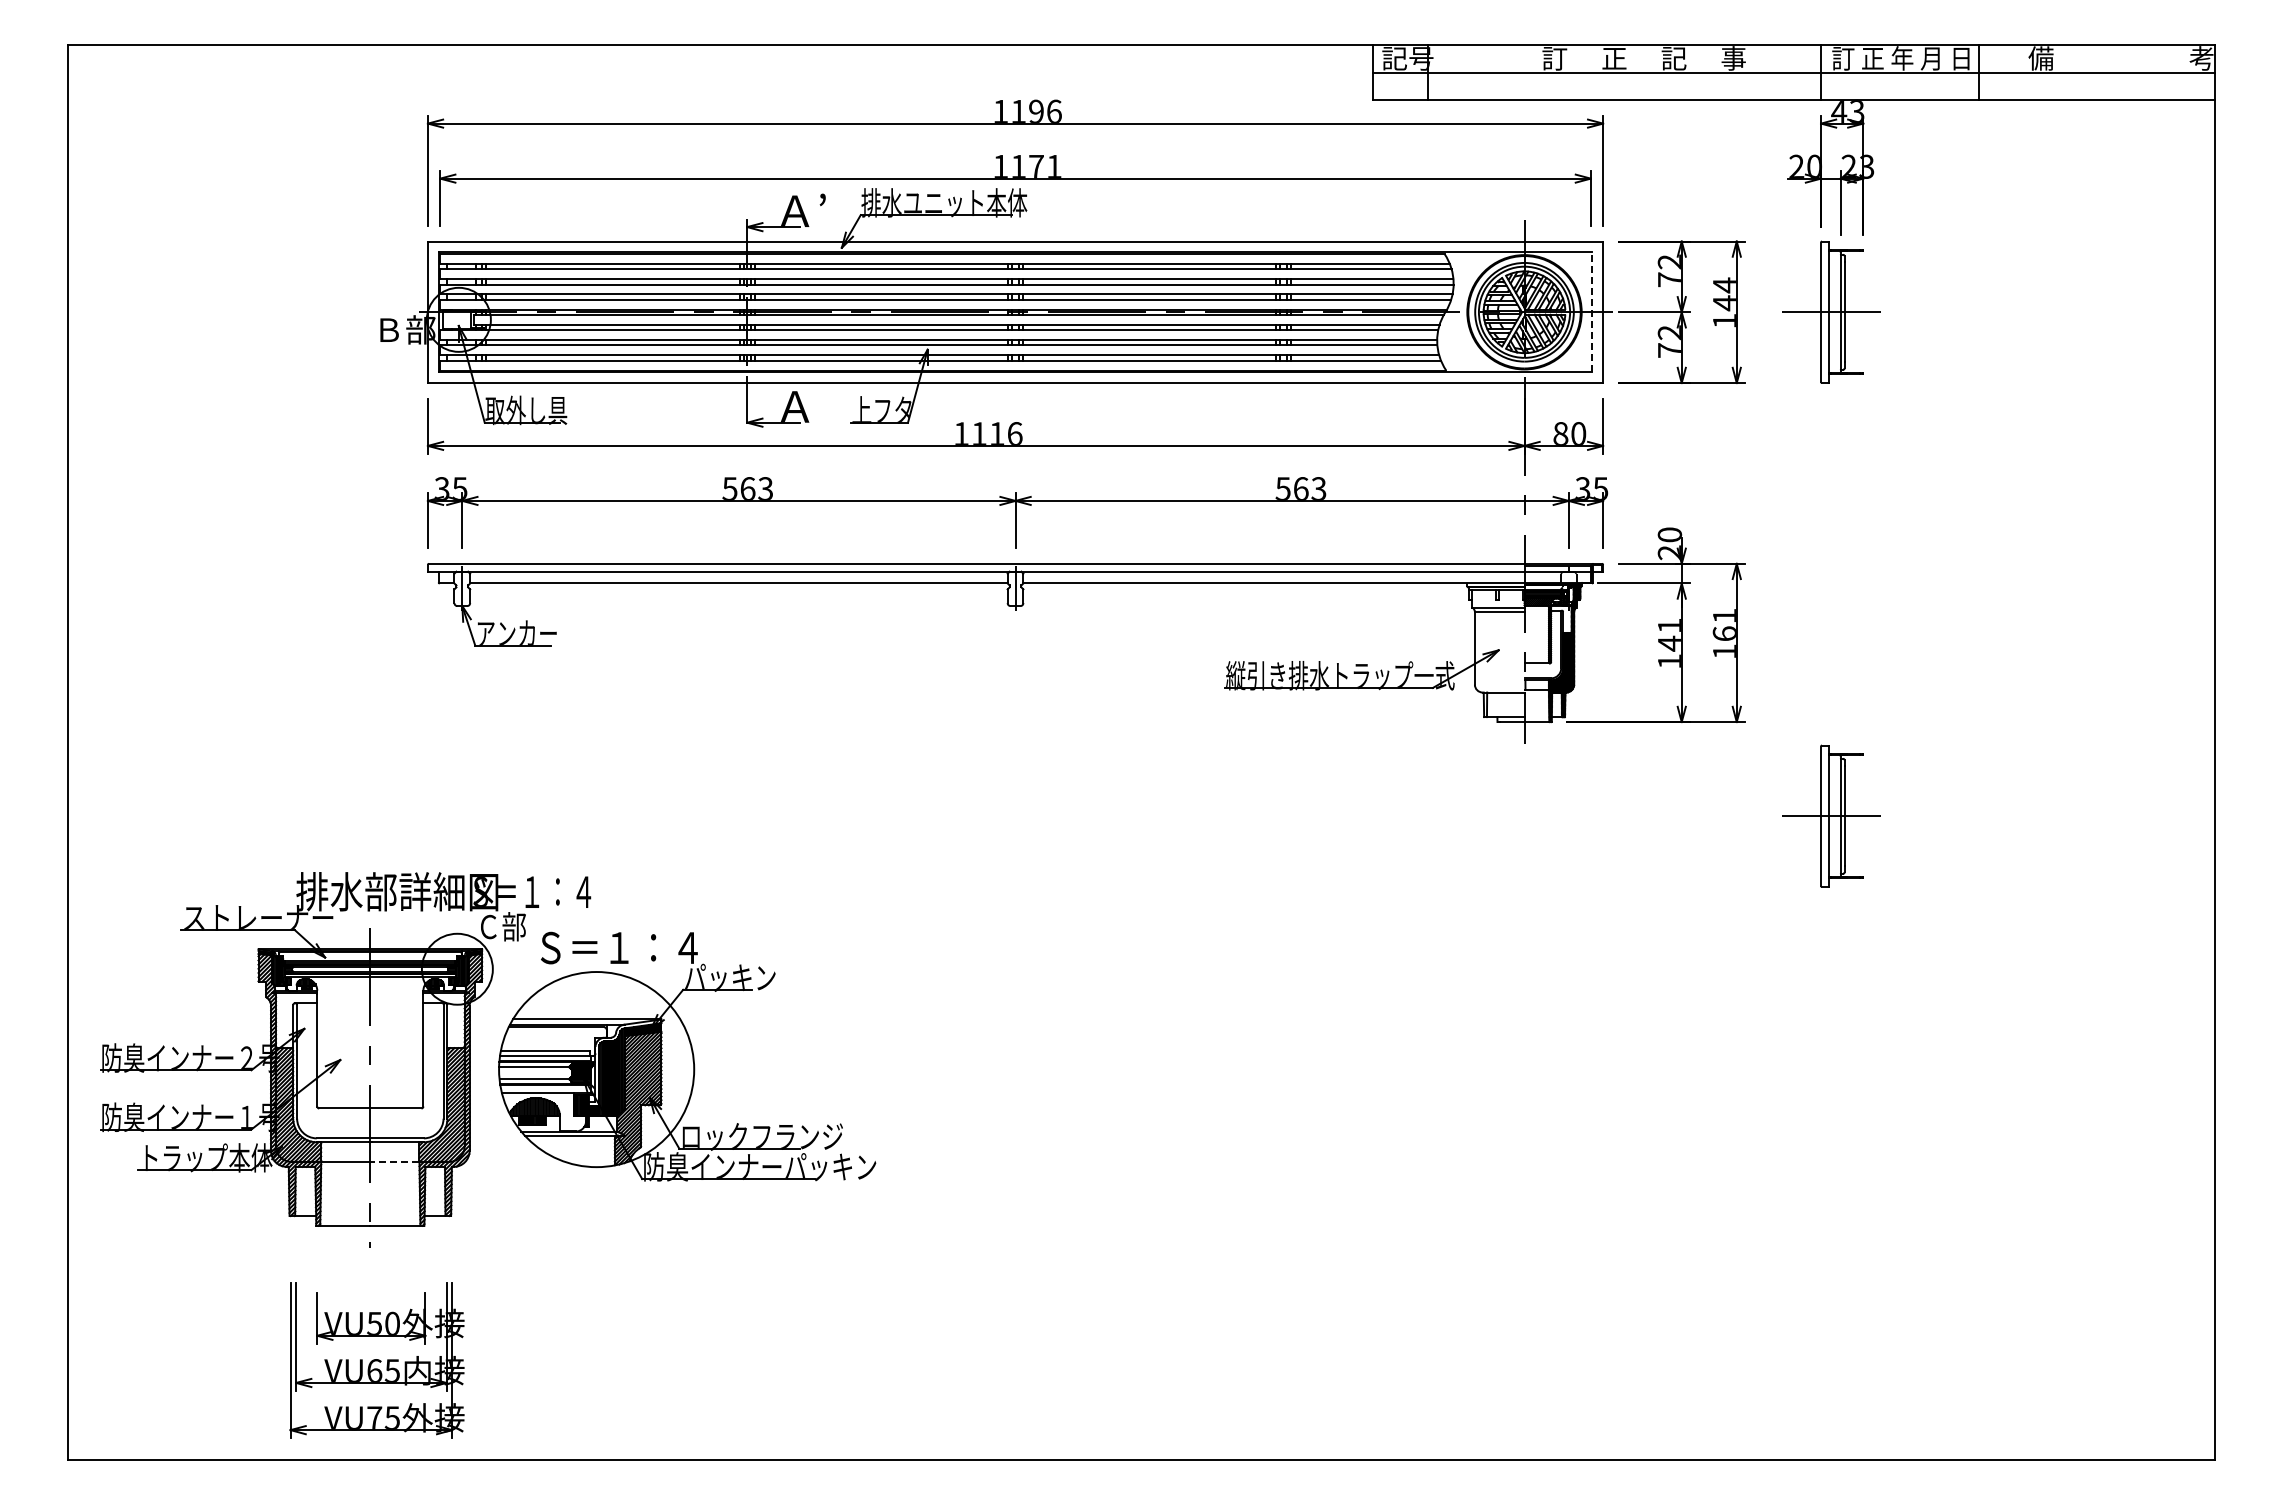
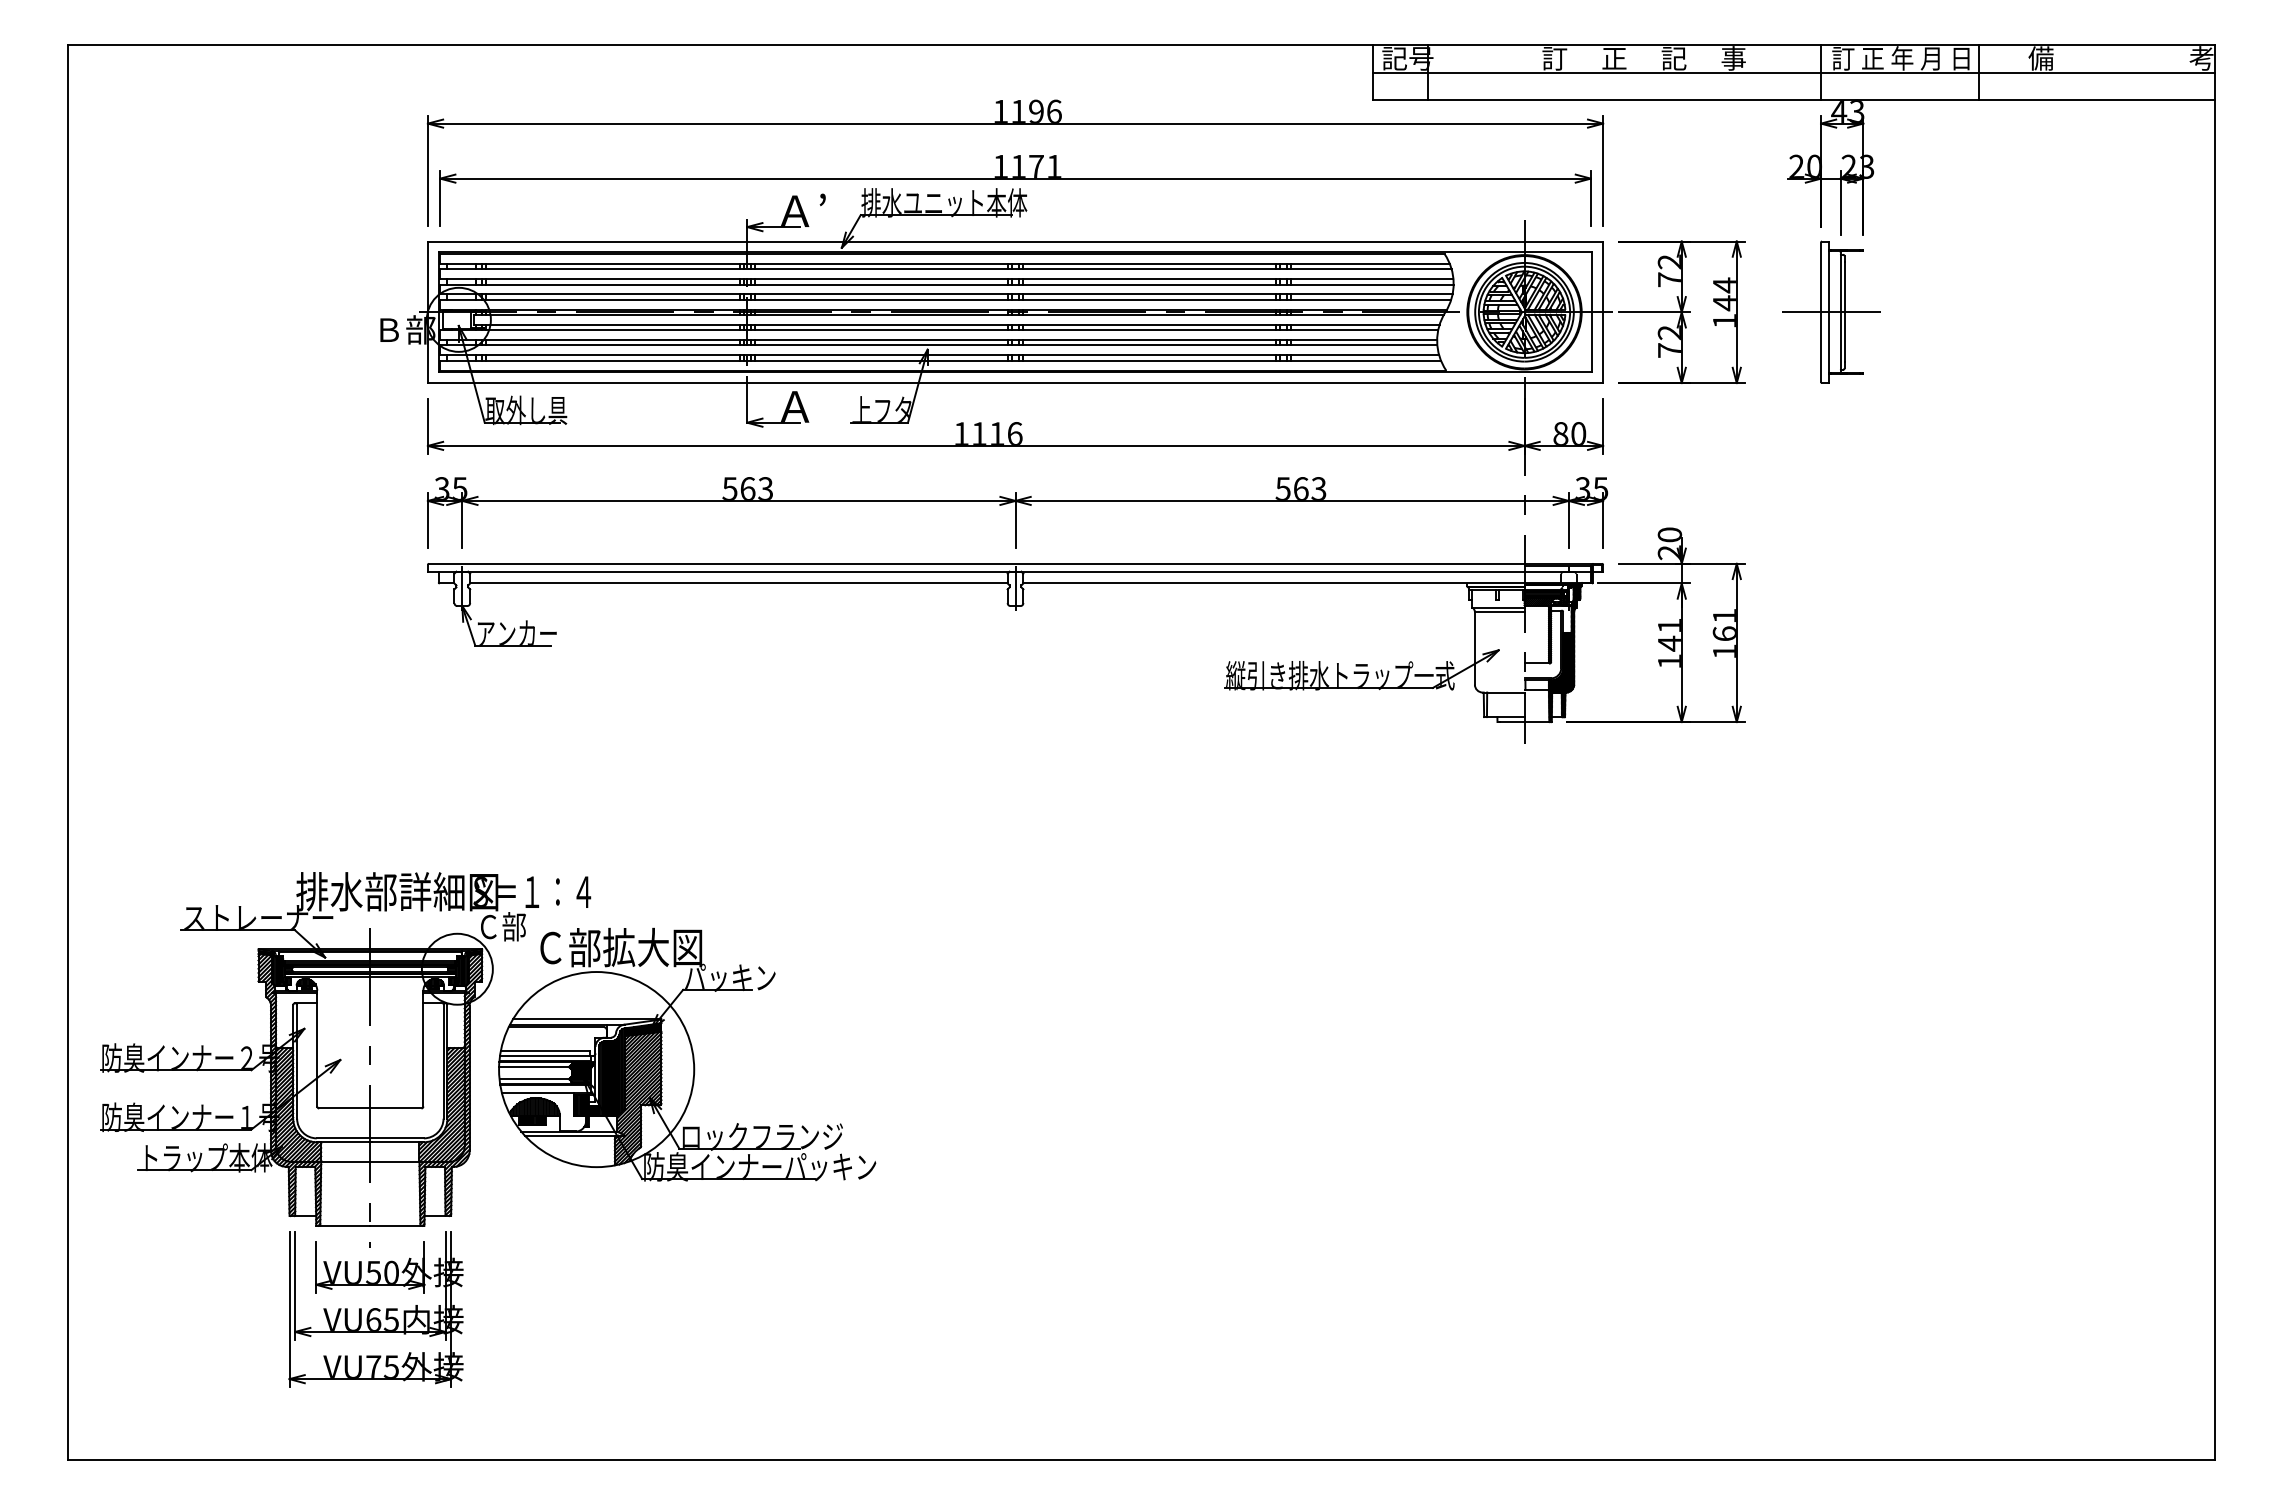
line: dashed -> solid (1592, 312)
part: present -> none (1831, 815)
text: Ｓ＝１：４ -> Ｃ部拡大図 (621, 947)
line: dashed -> solid (394, 1161)
part position: (376, 1360) -> (375, 1309) (375, 1309)
